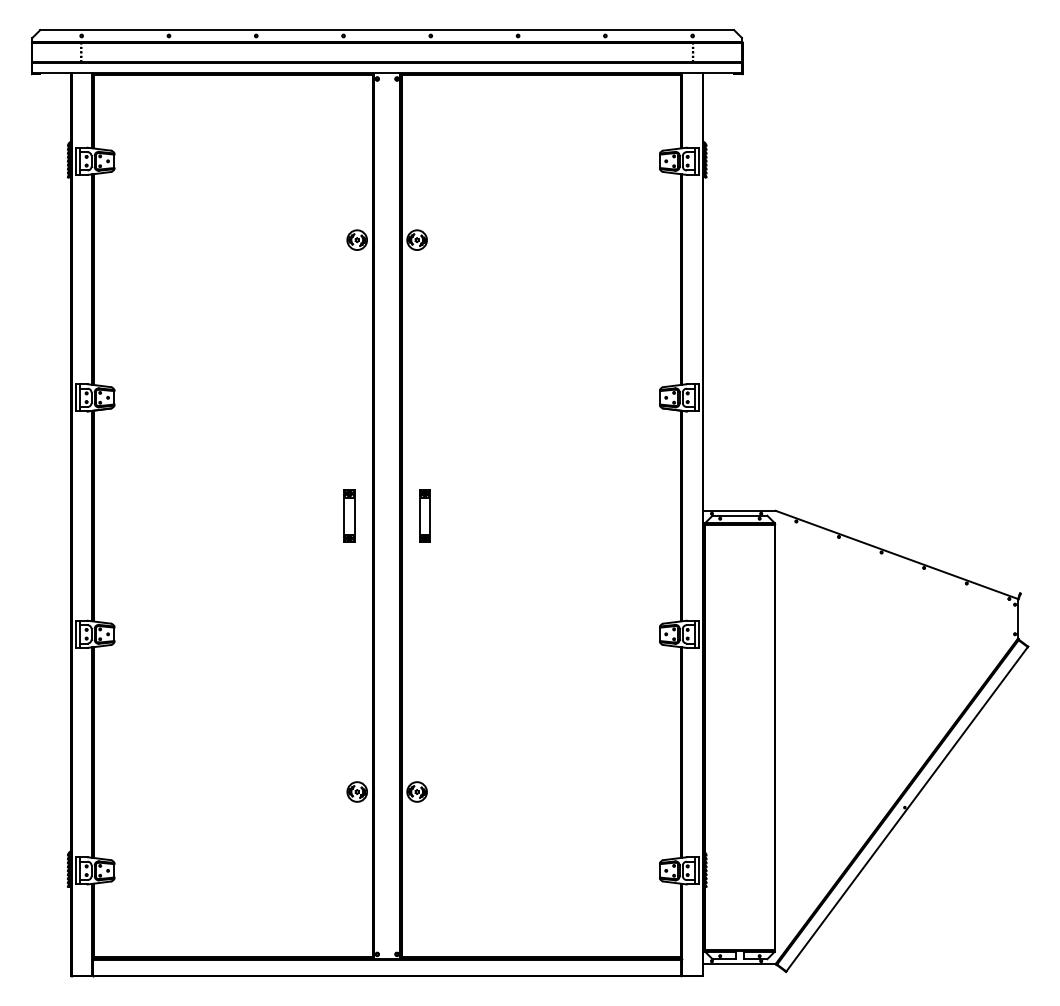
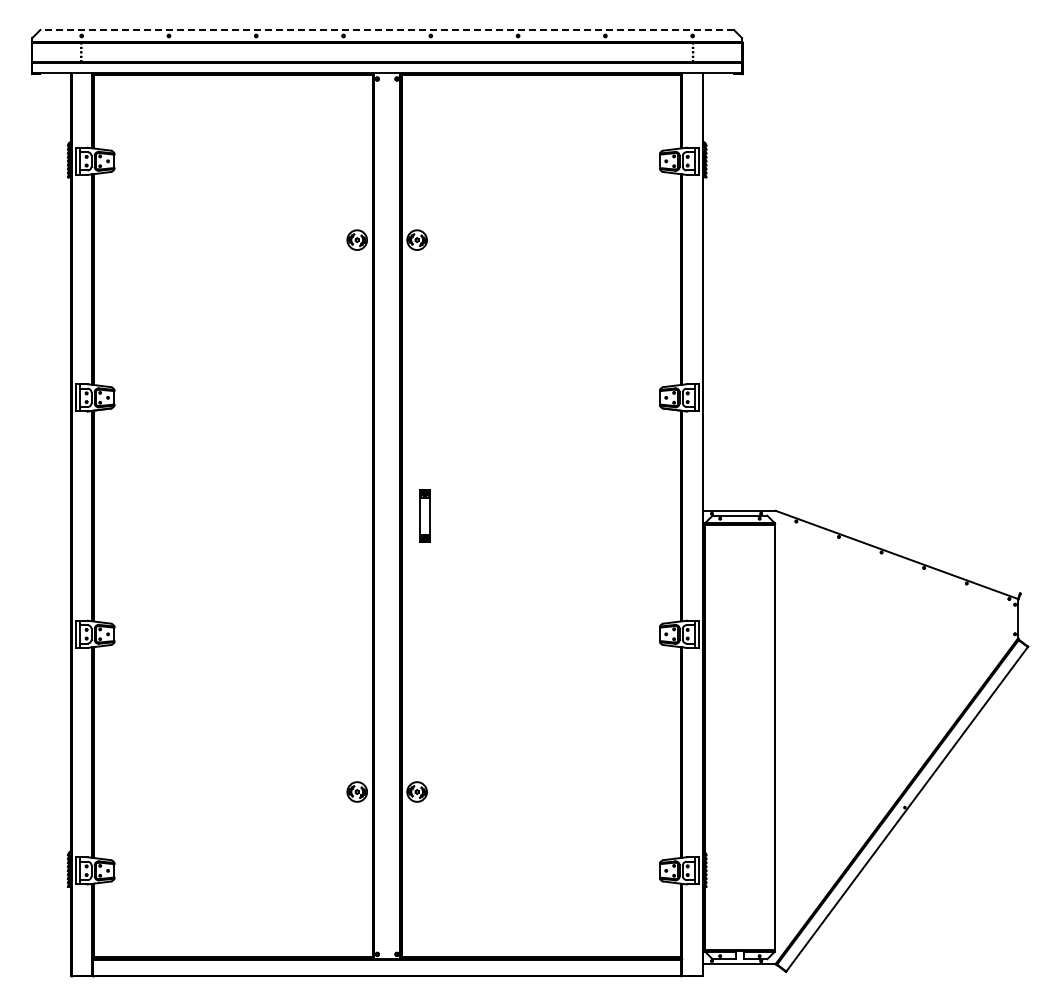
line: solid -> dashed (387, 30)
part: present -> none (349, 515)
